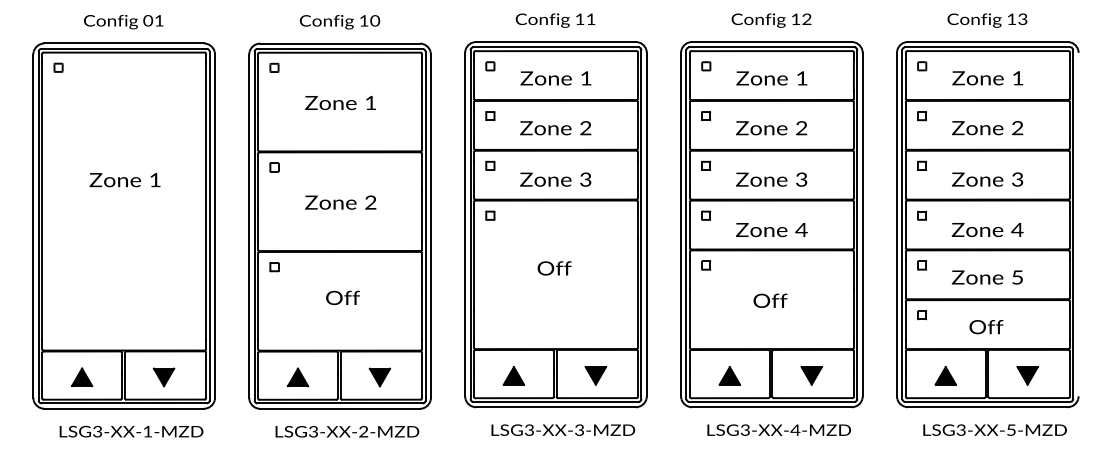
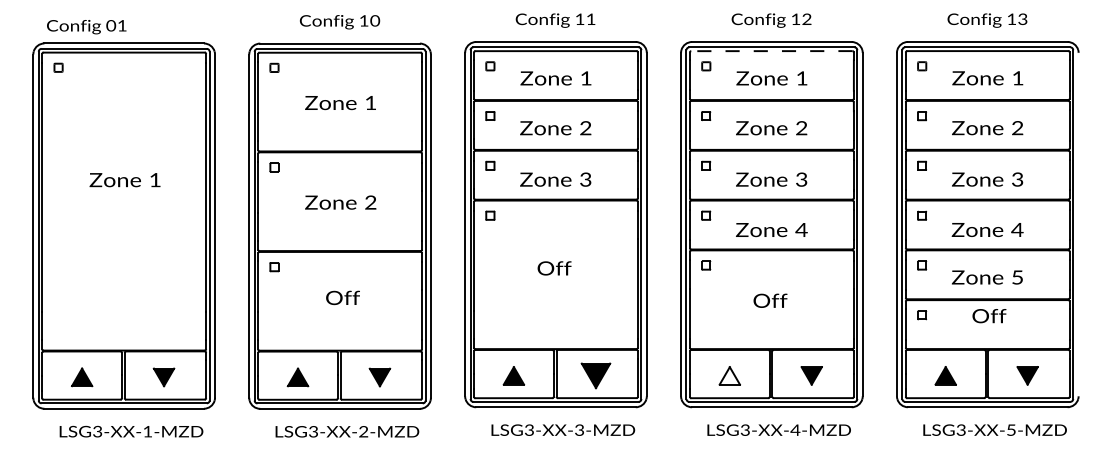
text position: (123, 22) -> (86, 27) (86, 27)
line: solid -> dashed (771, 51)
text position: (986, 327) -> (989, 316) (989, 316)
part size: 23x20 px -> 32x28 px (595, 375)
fill: present -> none (729, 375)
